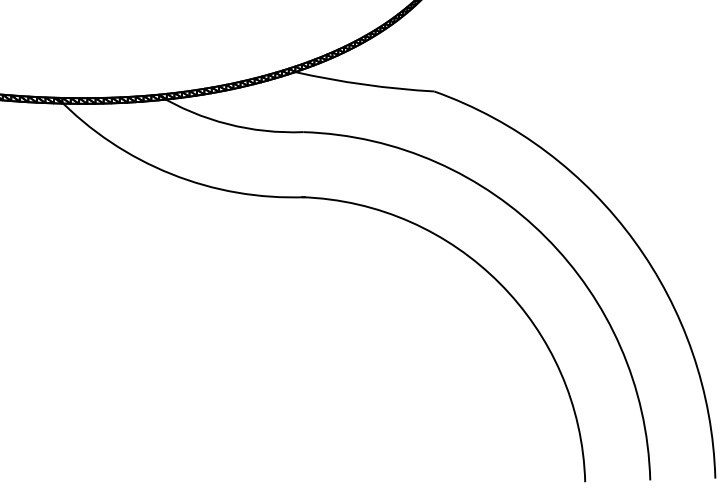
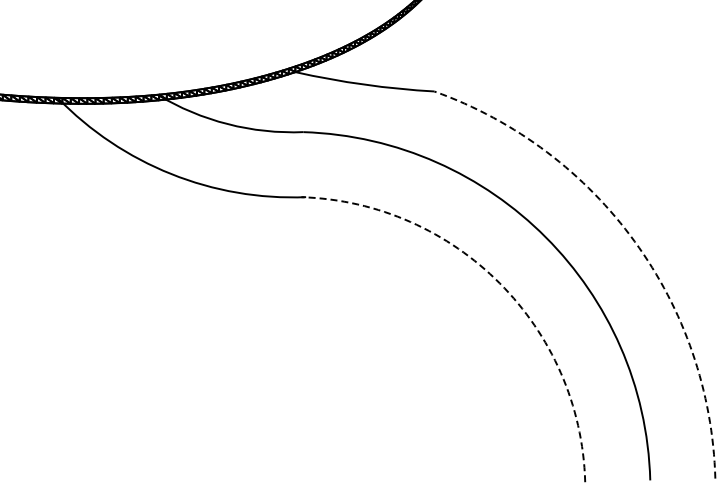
arc: solid -> dashed (634, 241)
arc: solid -> dashed (499, 283)
